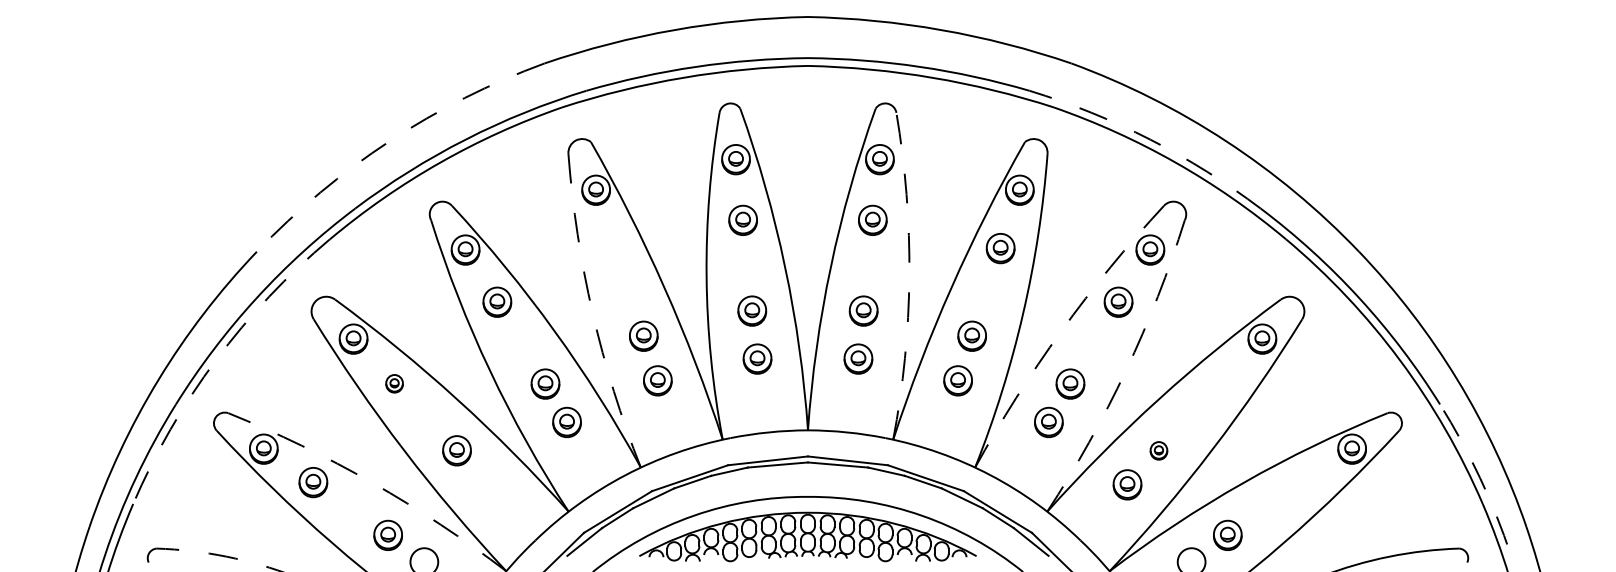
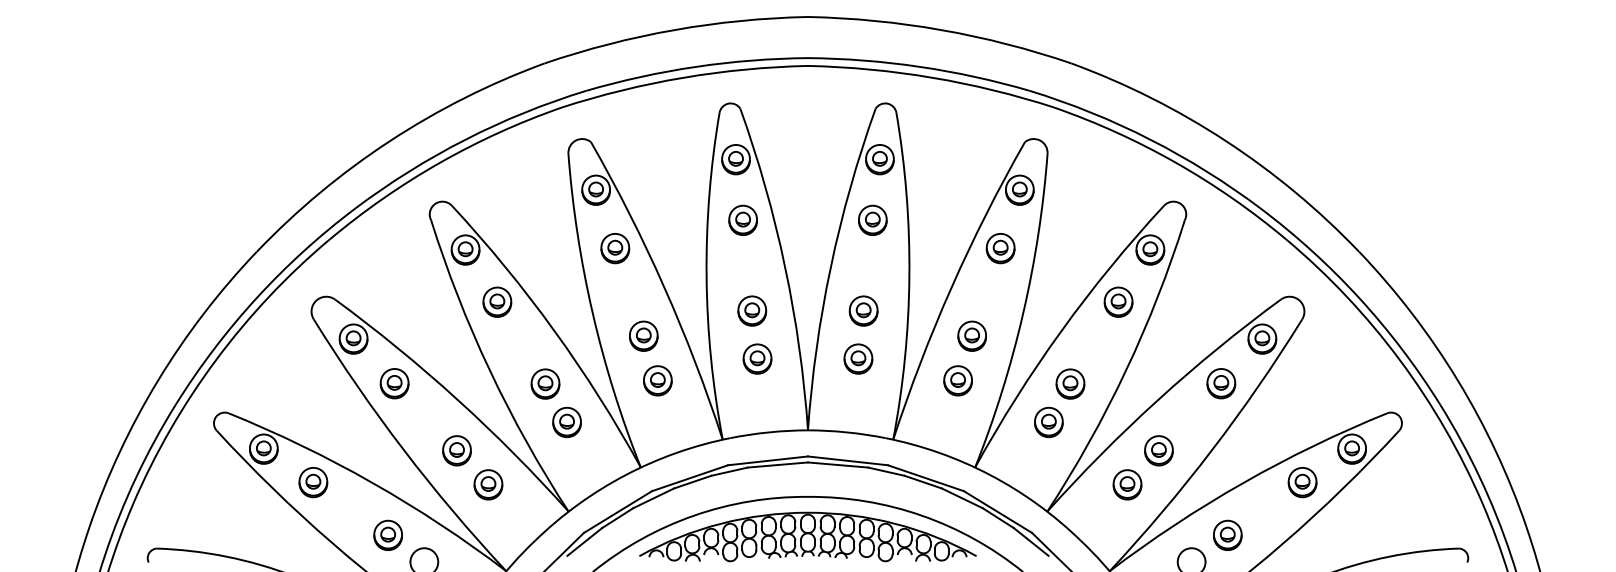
arc: dashed -> solid (1150, 139)
arc: dashed -> solid (389, 141)
part: none -> present (615, 248)
arc: dashed -> solid (909, 276)
arc: dashed -> solid (592, 313)
arc: dashed -> solid (1061, 331)
arc: dashed -> solid (215, 360)
arc: dashed -> solid (1126, 370)
part size: 19x20 px -> 31x32 px (394, 383)
part: none -> present (1221, 383)
part size: 20x20 px -> 30x32 px (1158, 450)
arc: dashed -> solid (372, 482)
part: none -> present (1302, 482)
part: none -> present (488, 484)
arc: dashed -> solid (1483, 485)
arc: dashed -> solid (220, 555)
